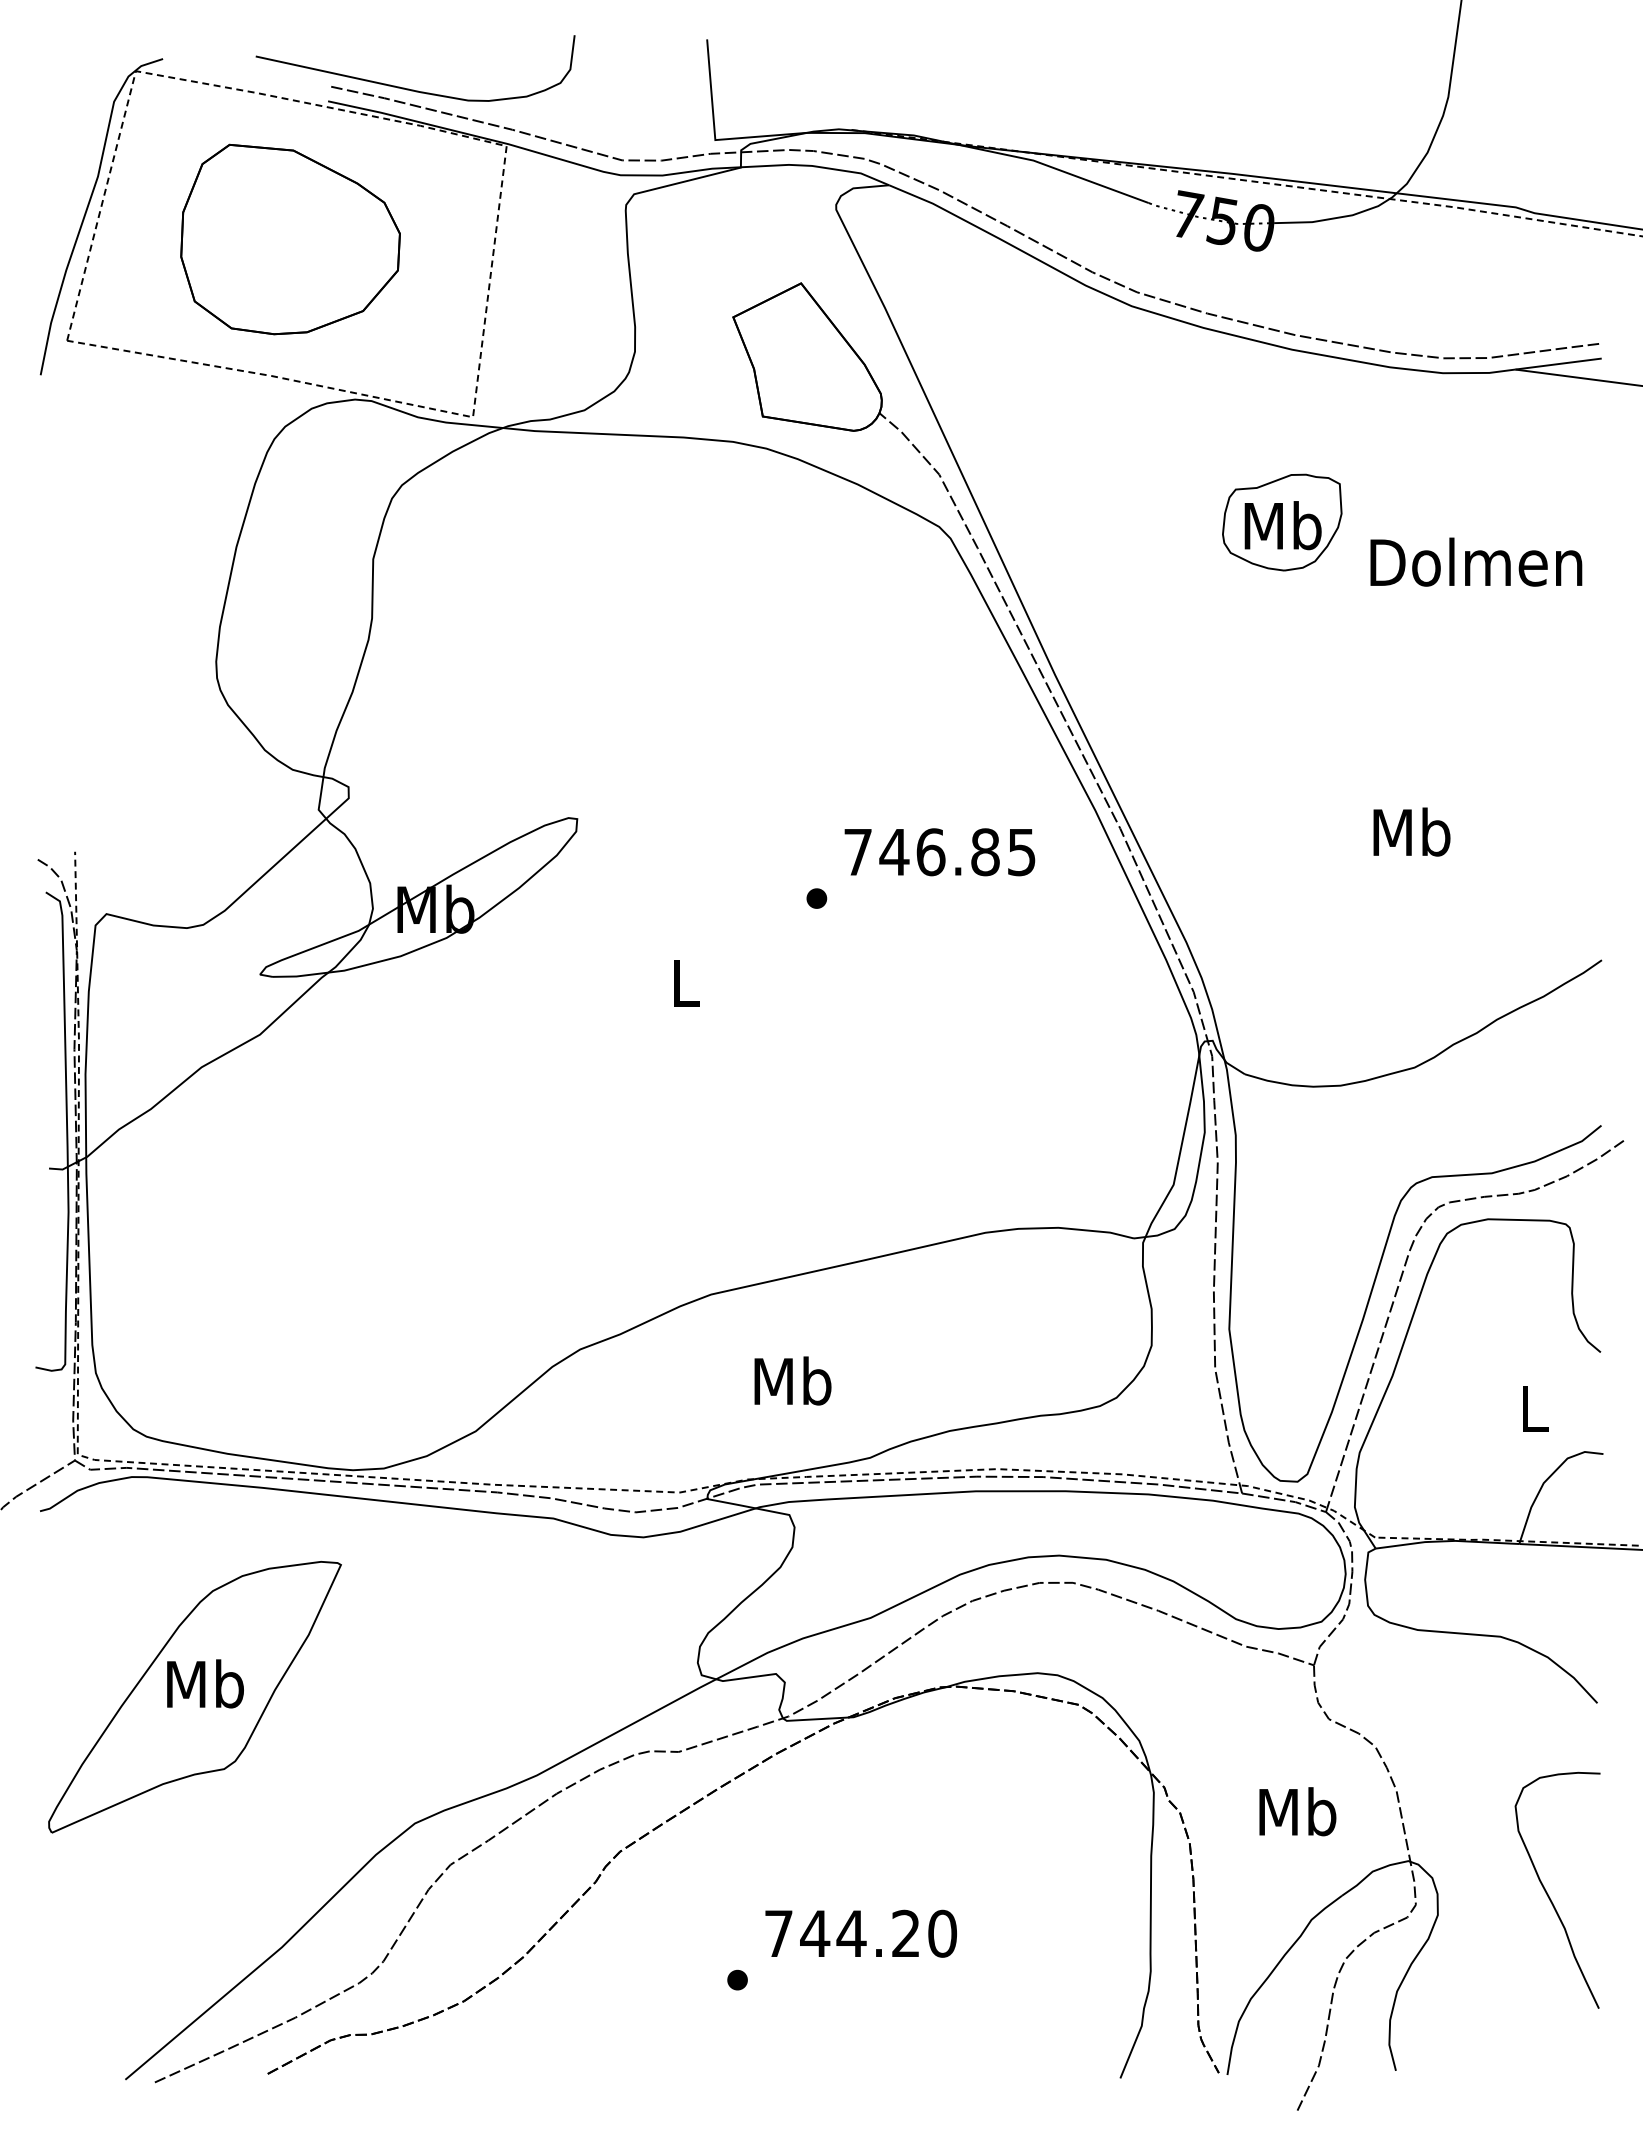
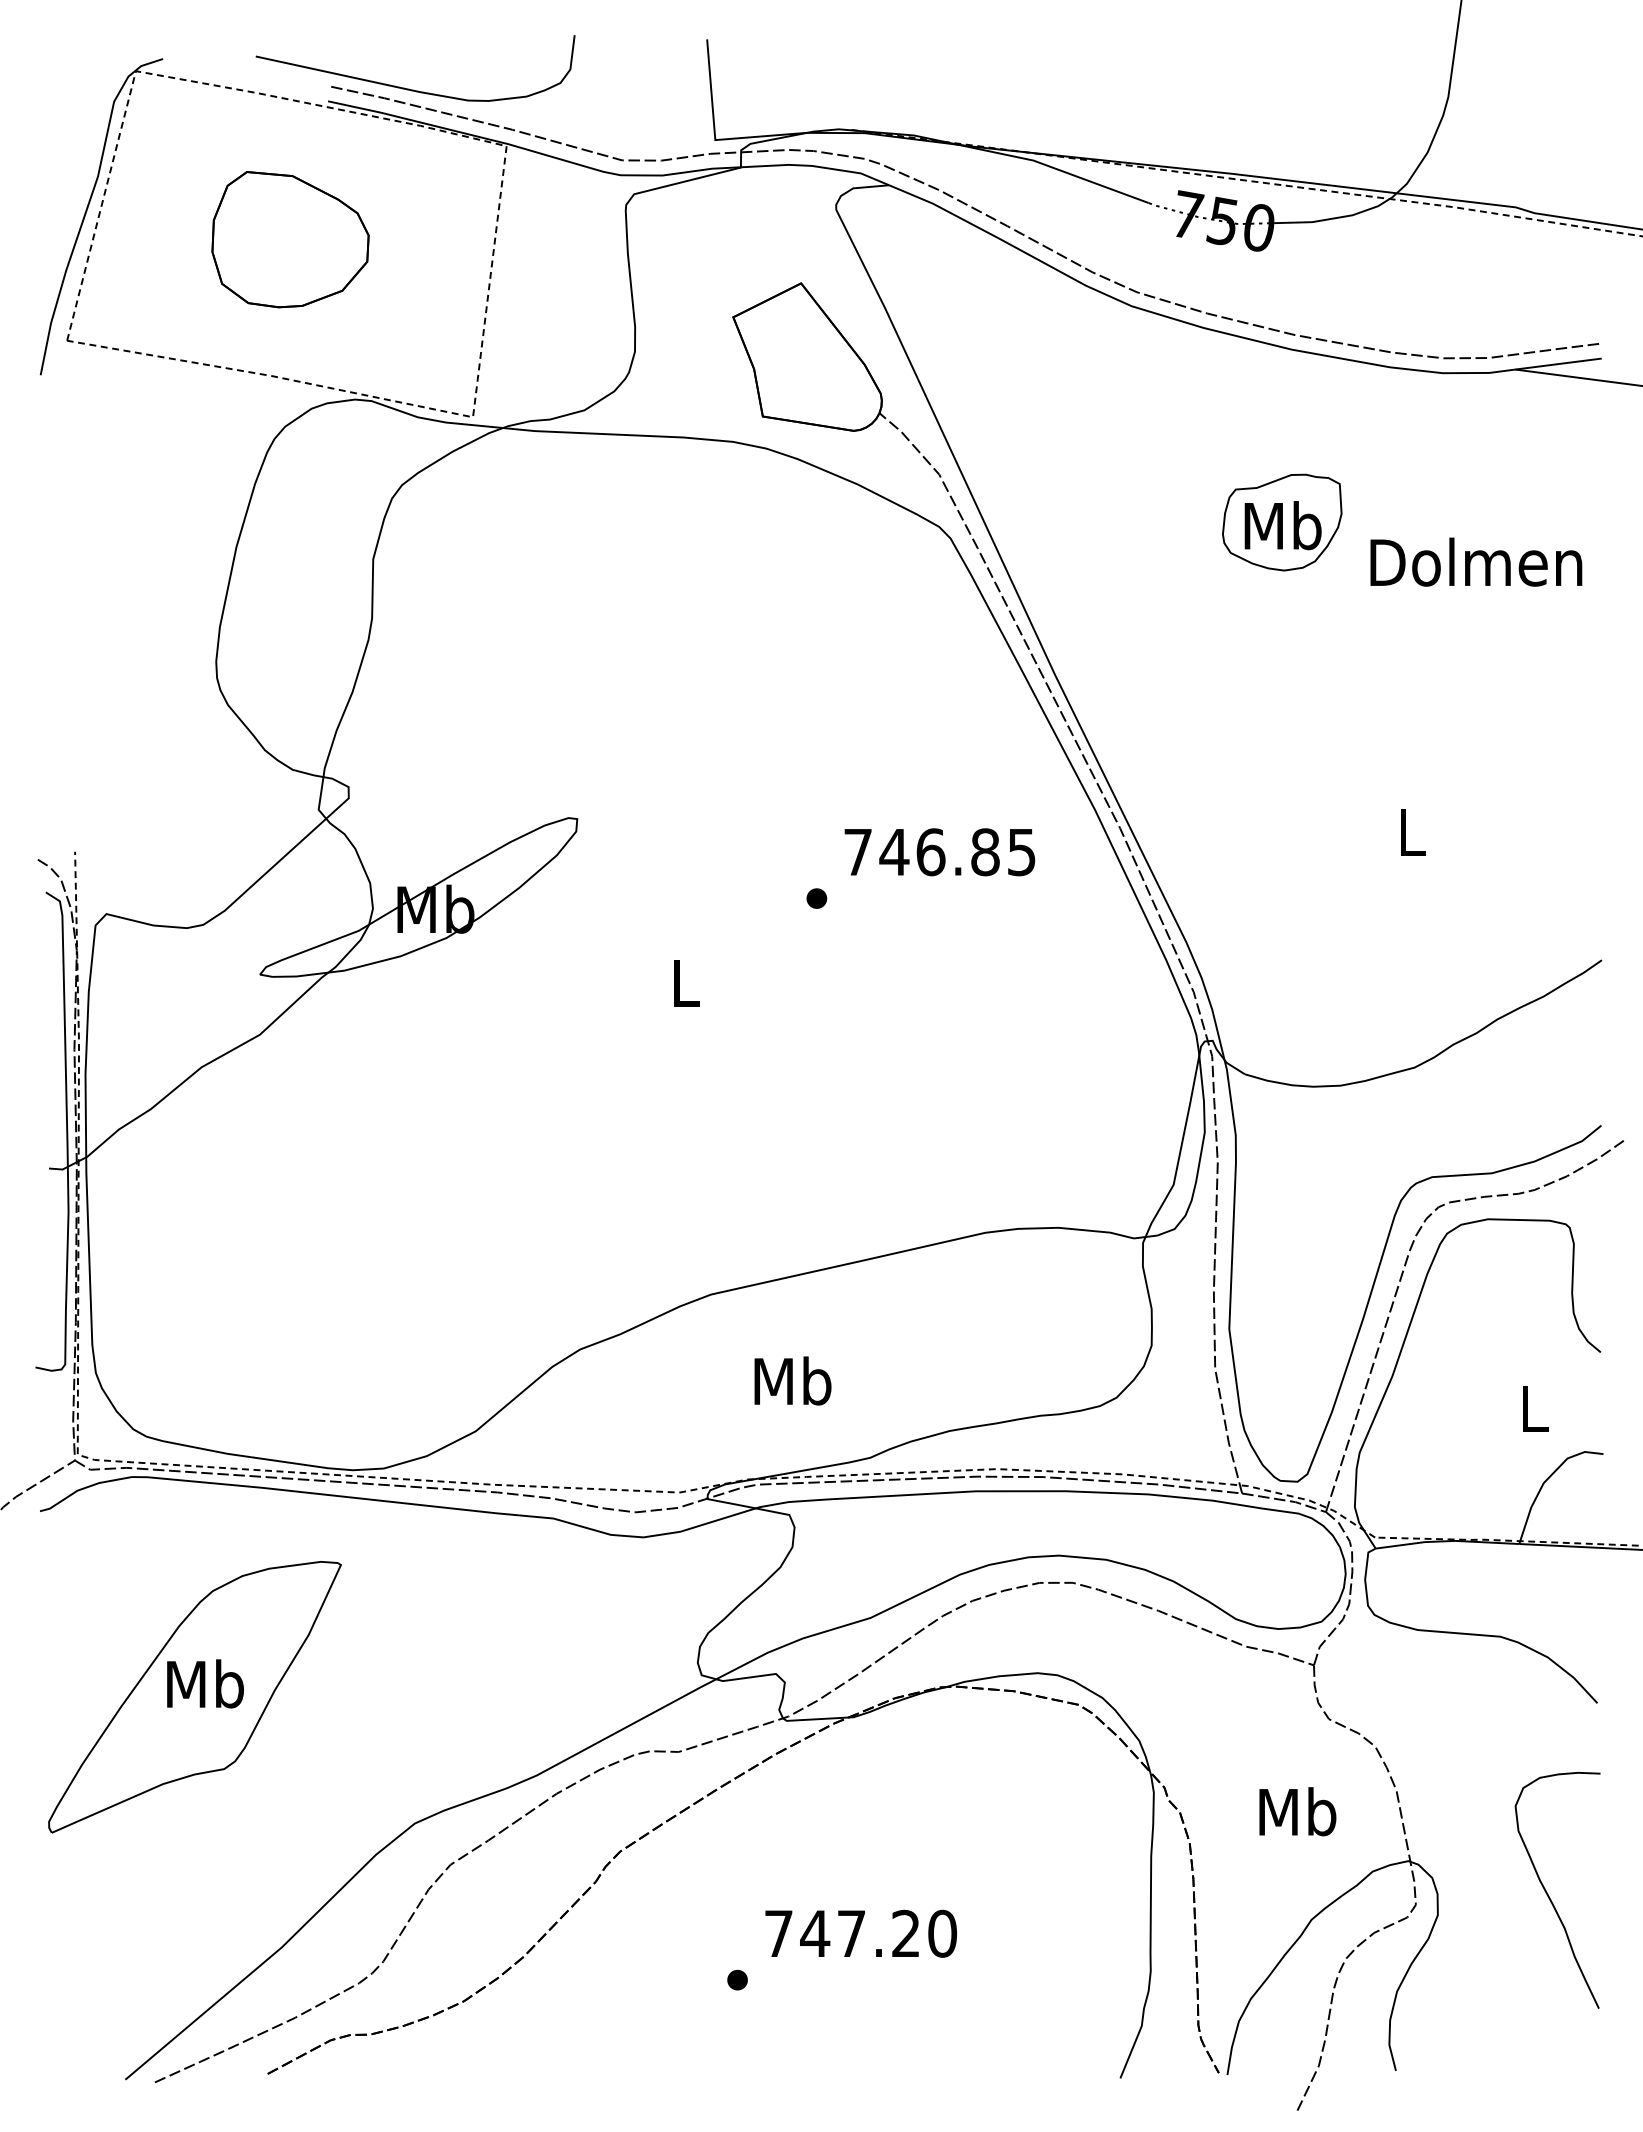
part size: 221x193 px -> 159x138 px (290, 239)
text: Mb -> L (1411, 831)
text: 744.20 -> 747.20 (851, 1933)
